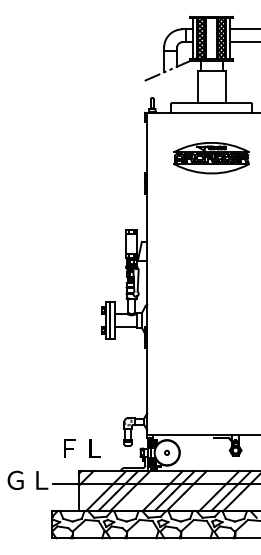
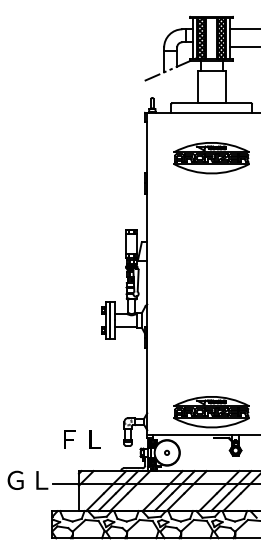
line position: (243, 42) -> (243, 47) (243, 47)
part: none -> present (211, 412)
text position: (82, 448) -> (82, 439) (82, 439)
